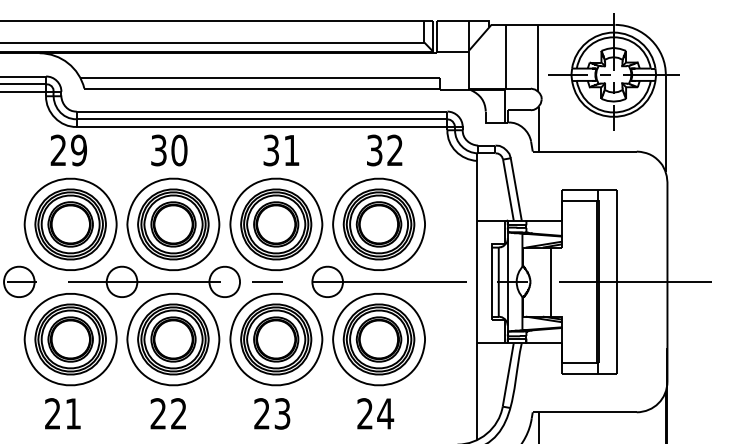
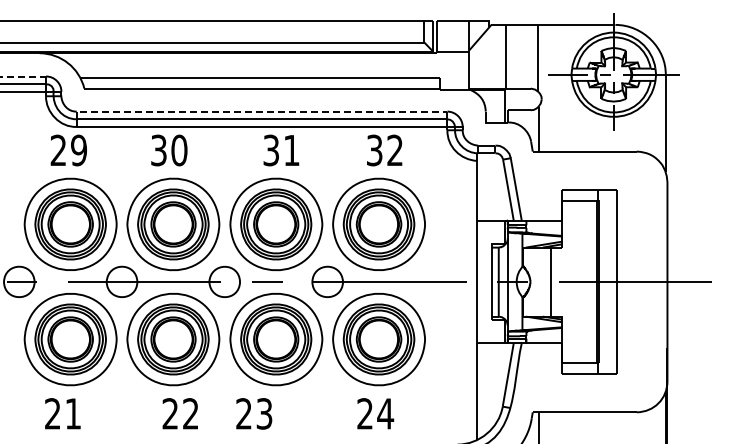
line: solid -> dashed (23, 76)
line: solid -> dashed (257, 111)
text position: (167, 413) -> (179, 413) (179, 413)
text position: (272, 413) -> (254, 413) (254, 413)
